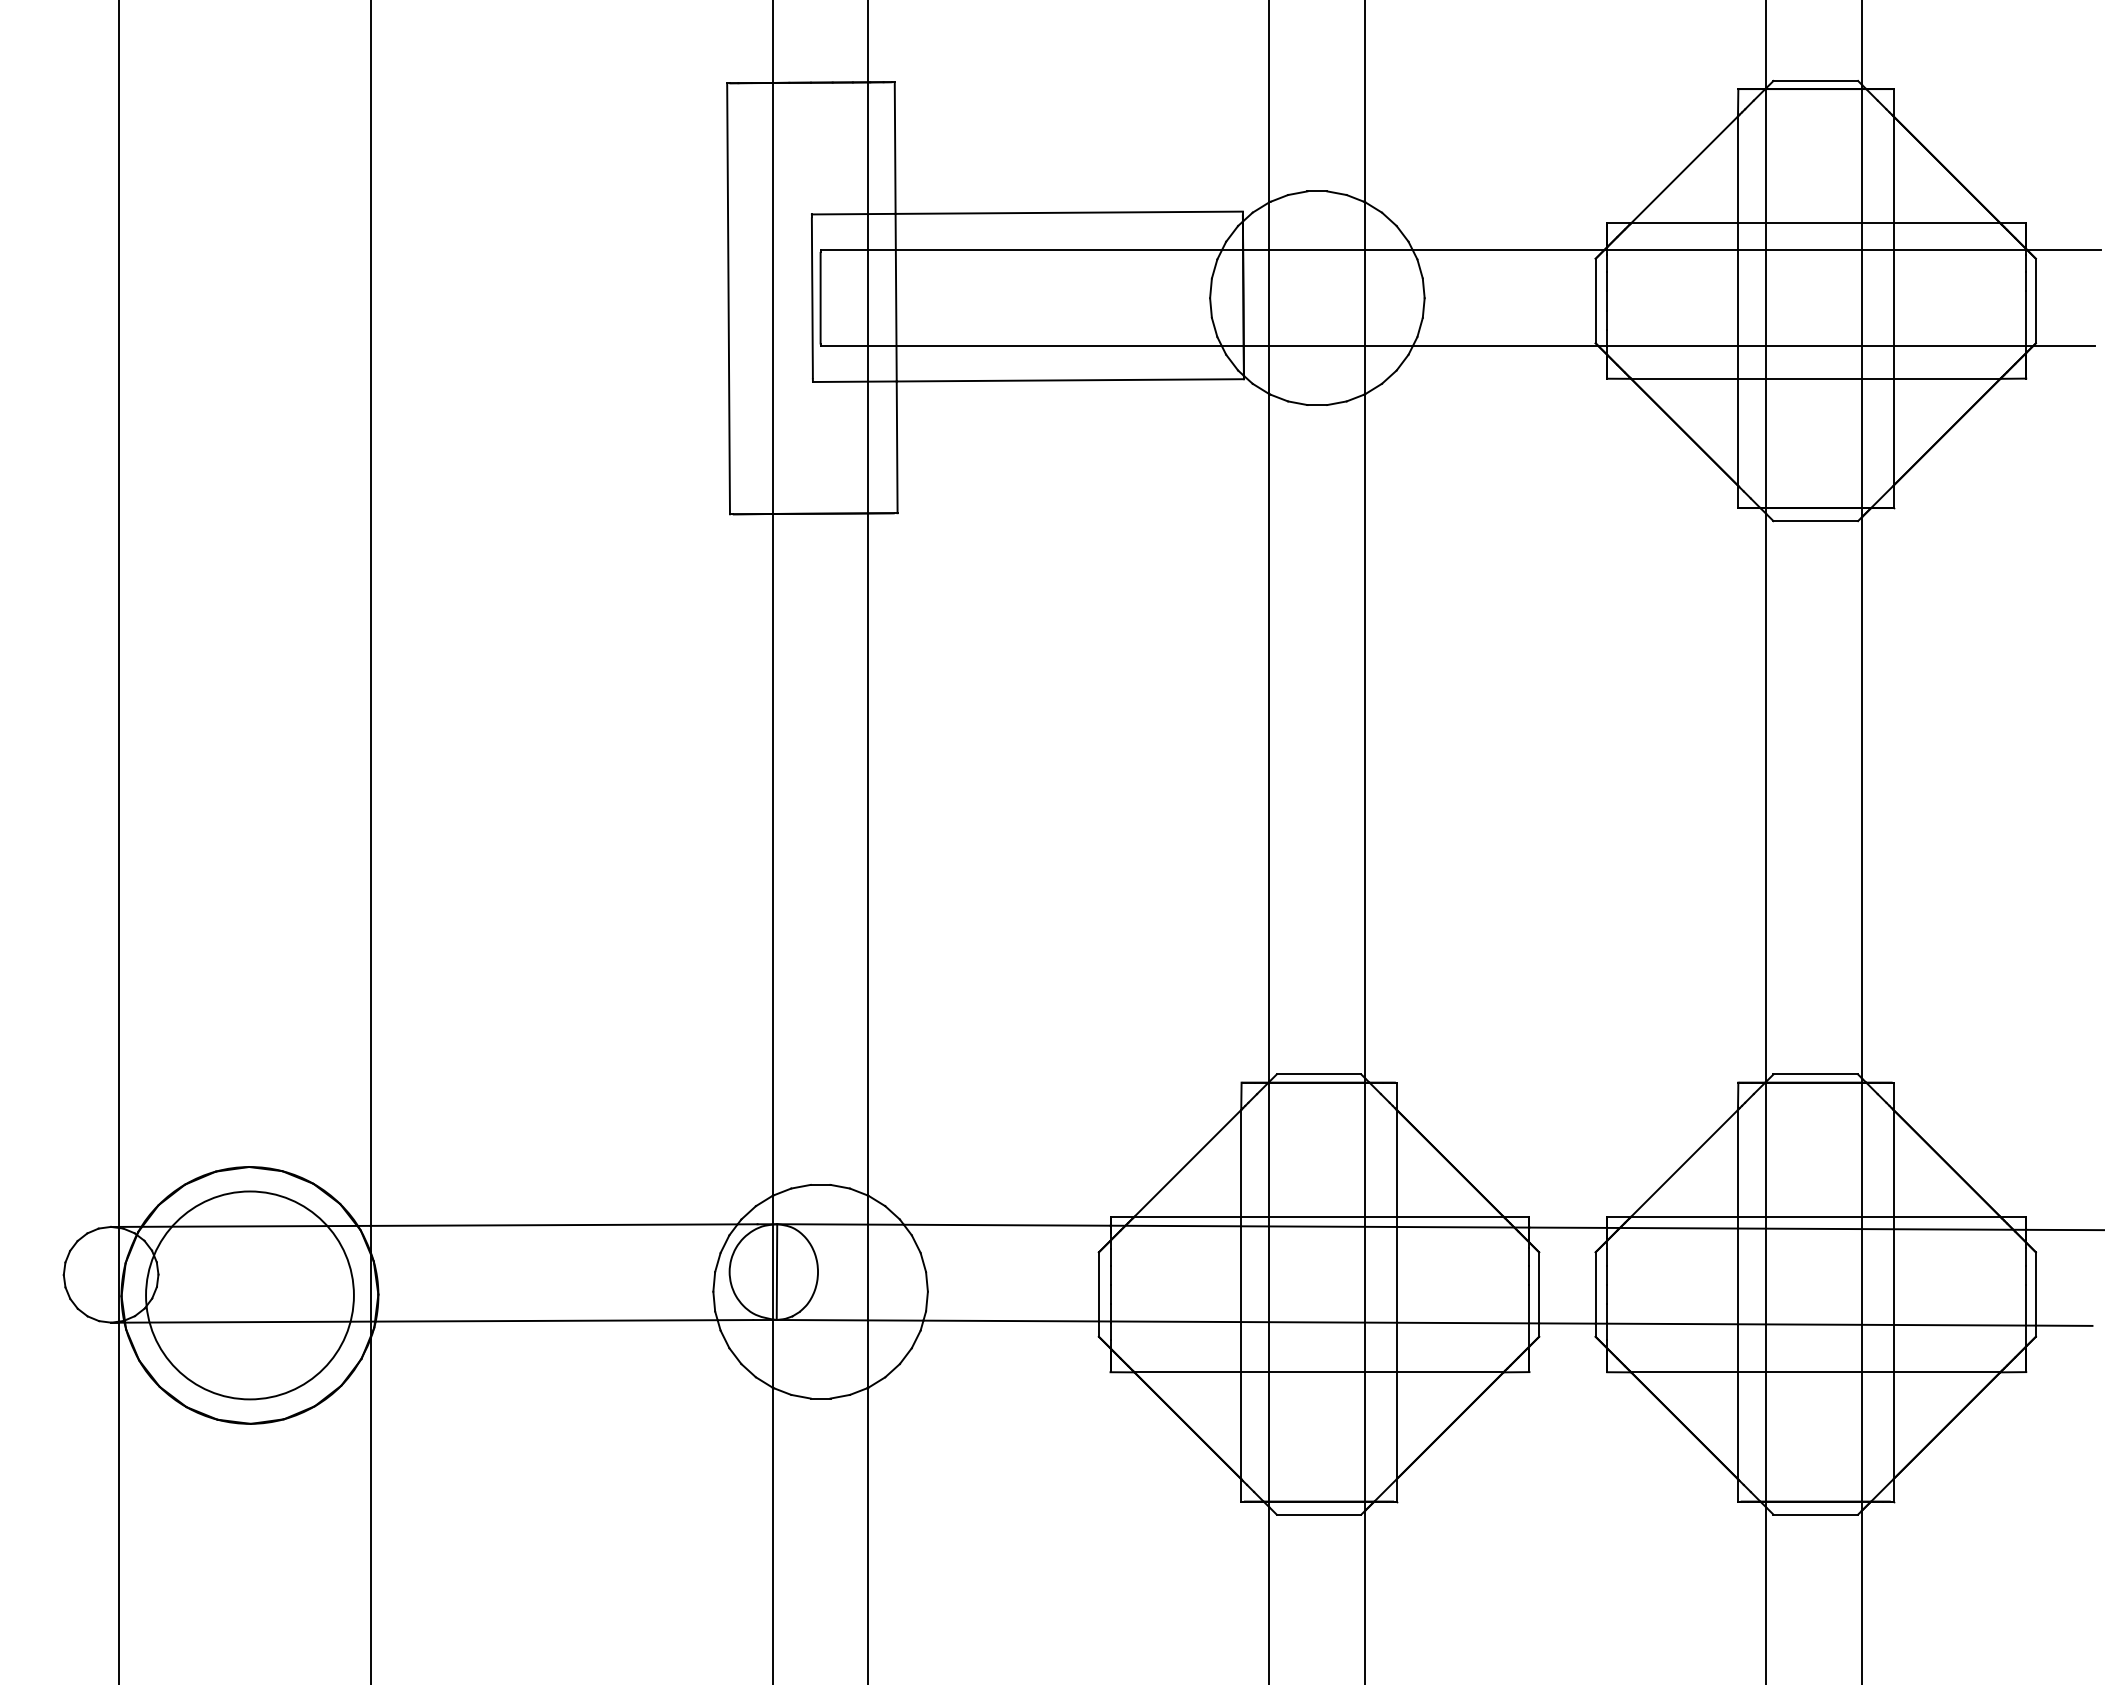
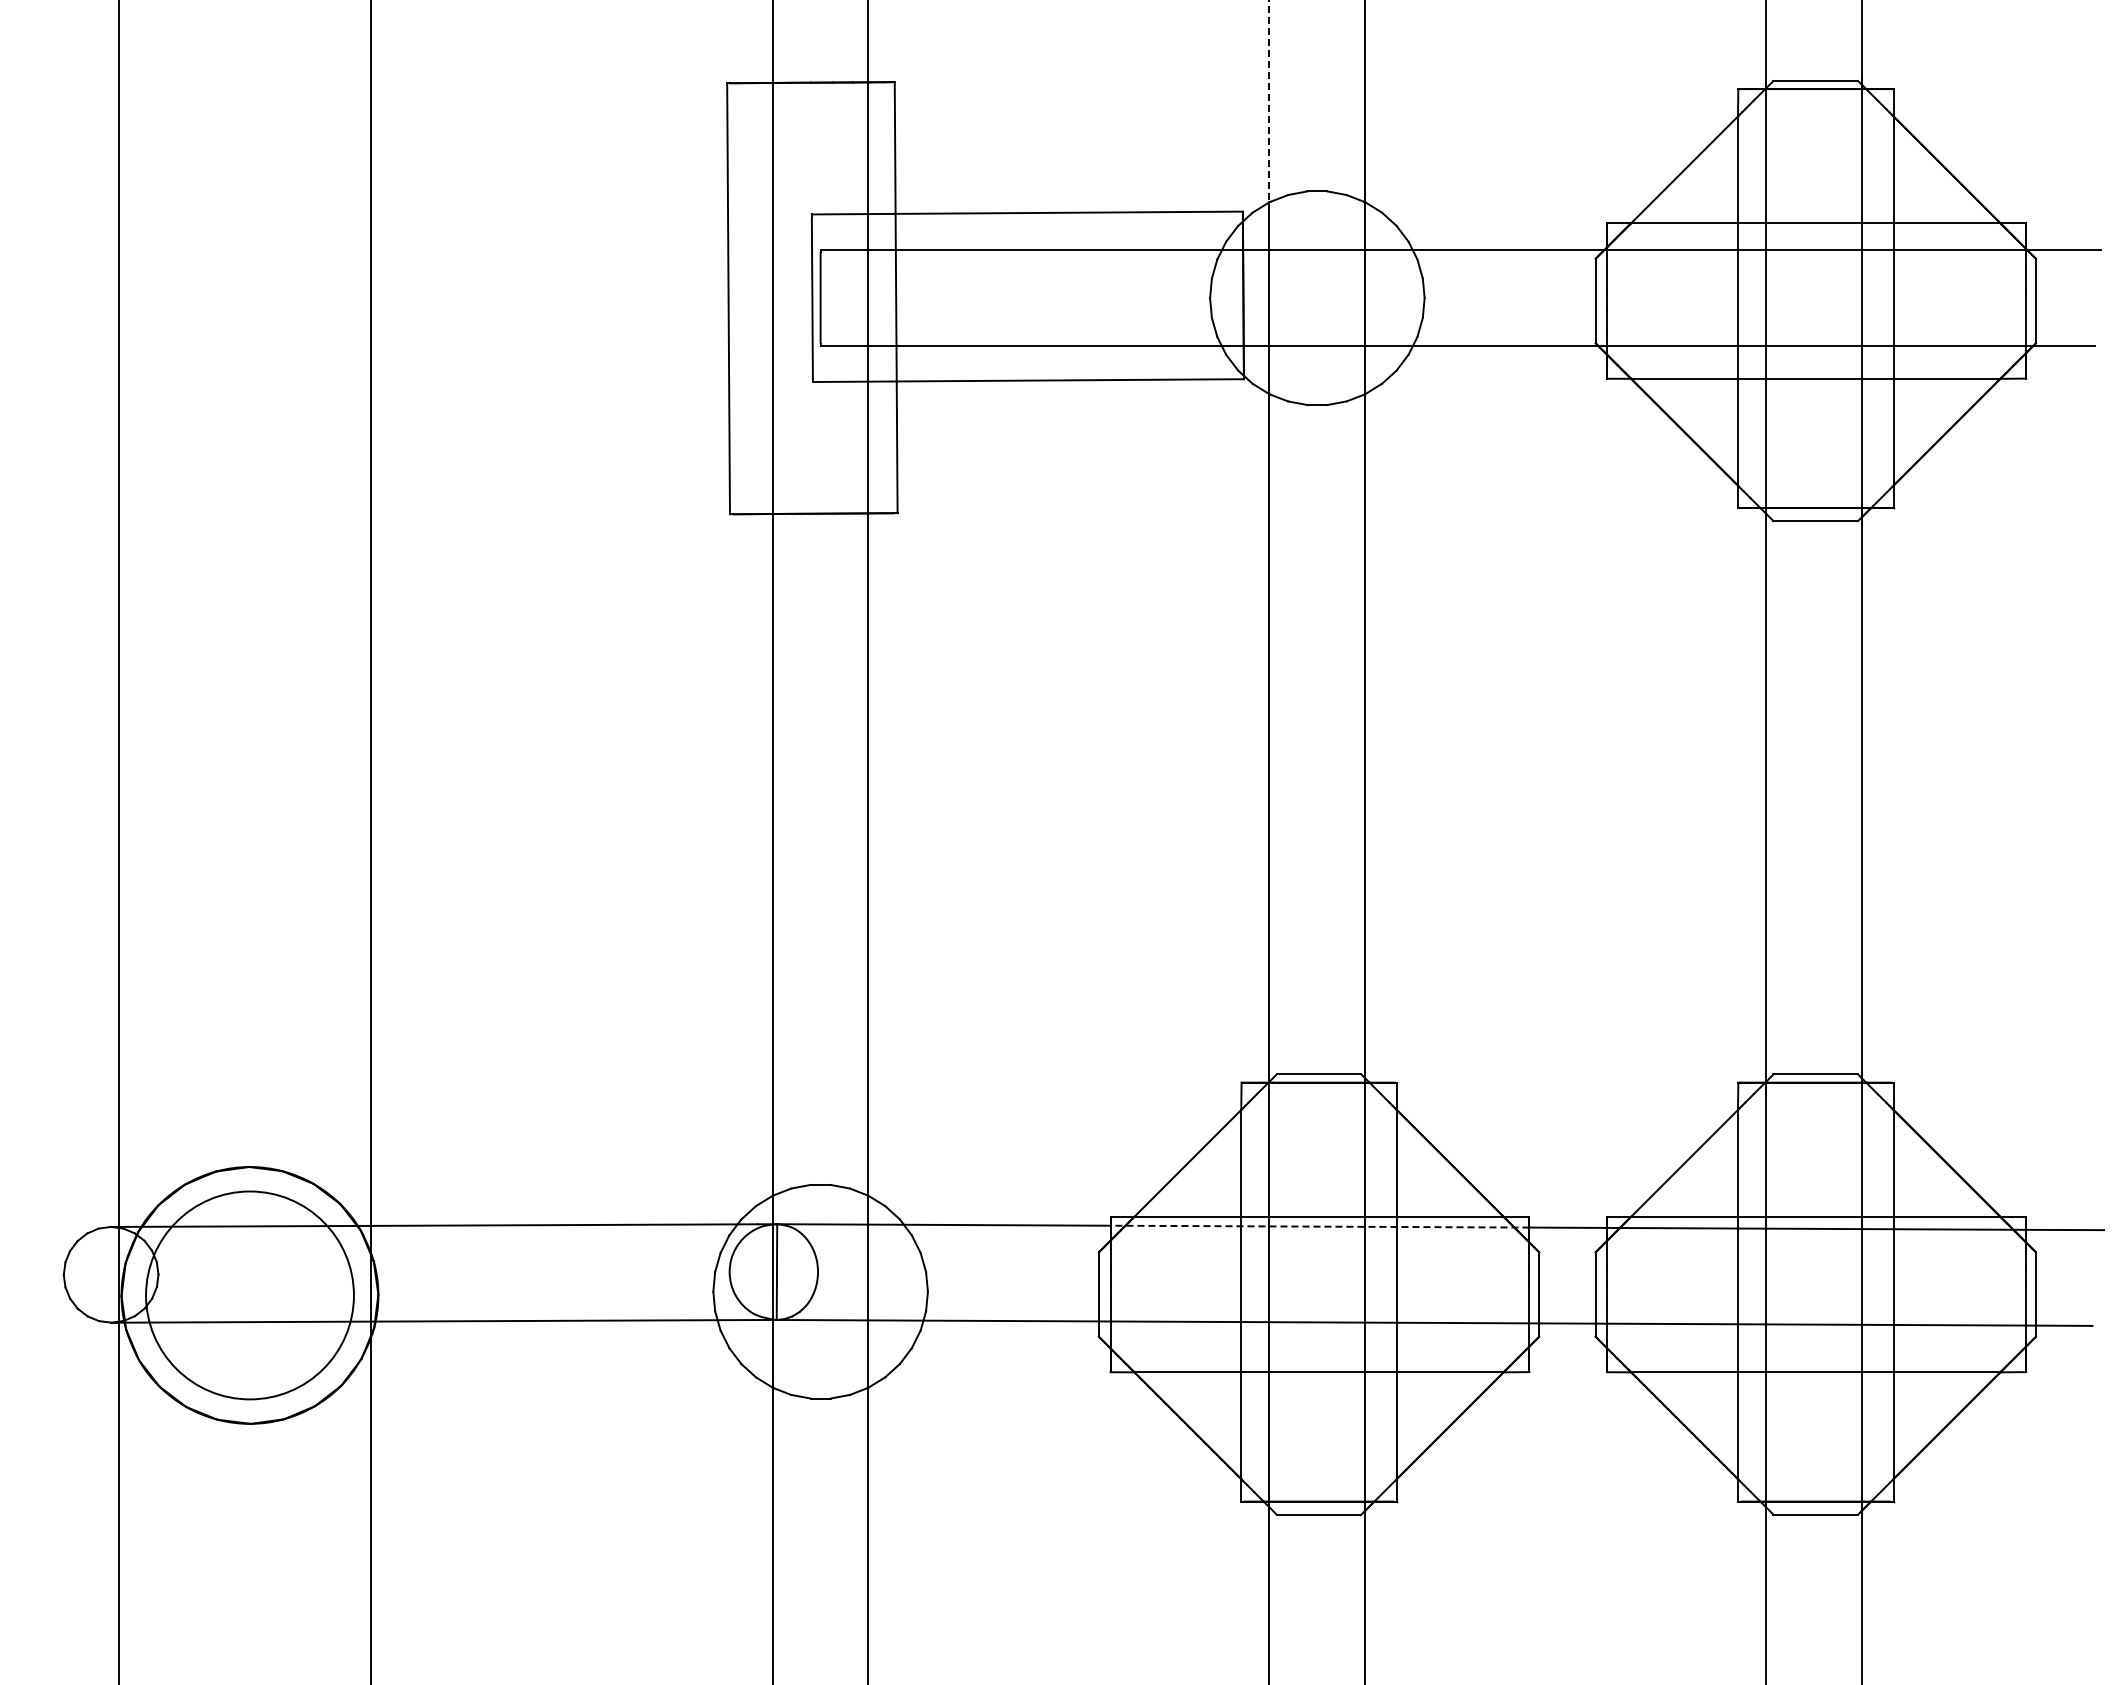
line: solid -> dashed (1269, 101)
line: solid -> dashed (1319, 1226)
